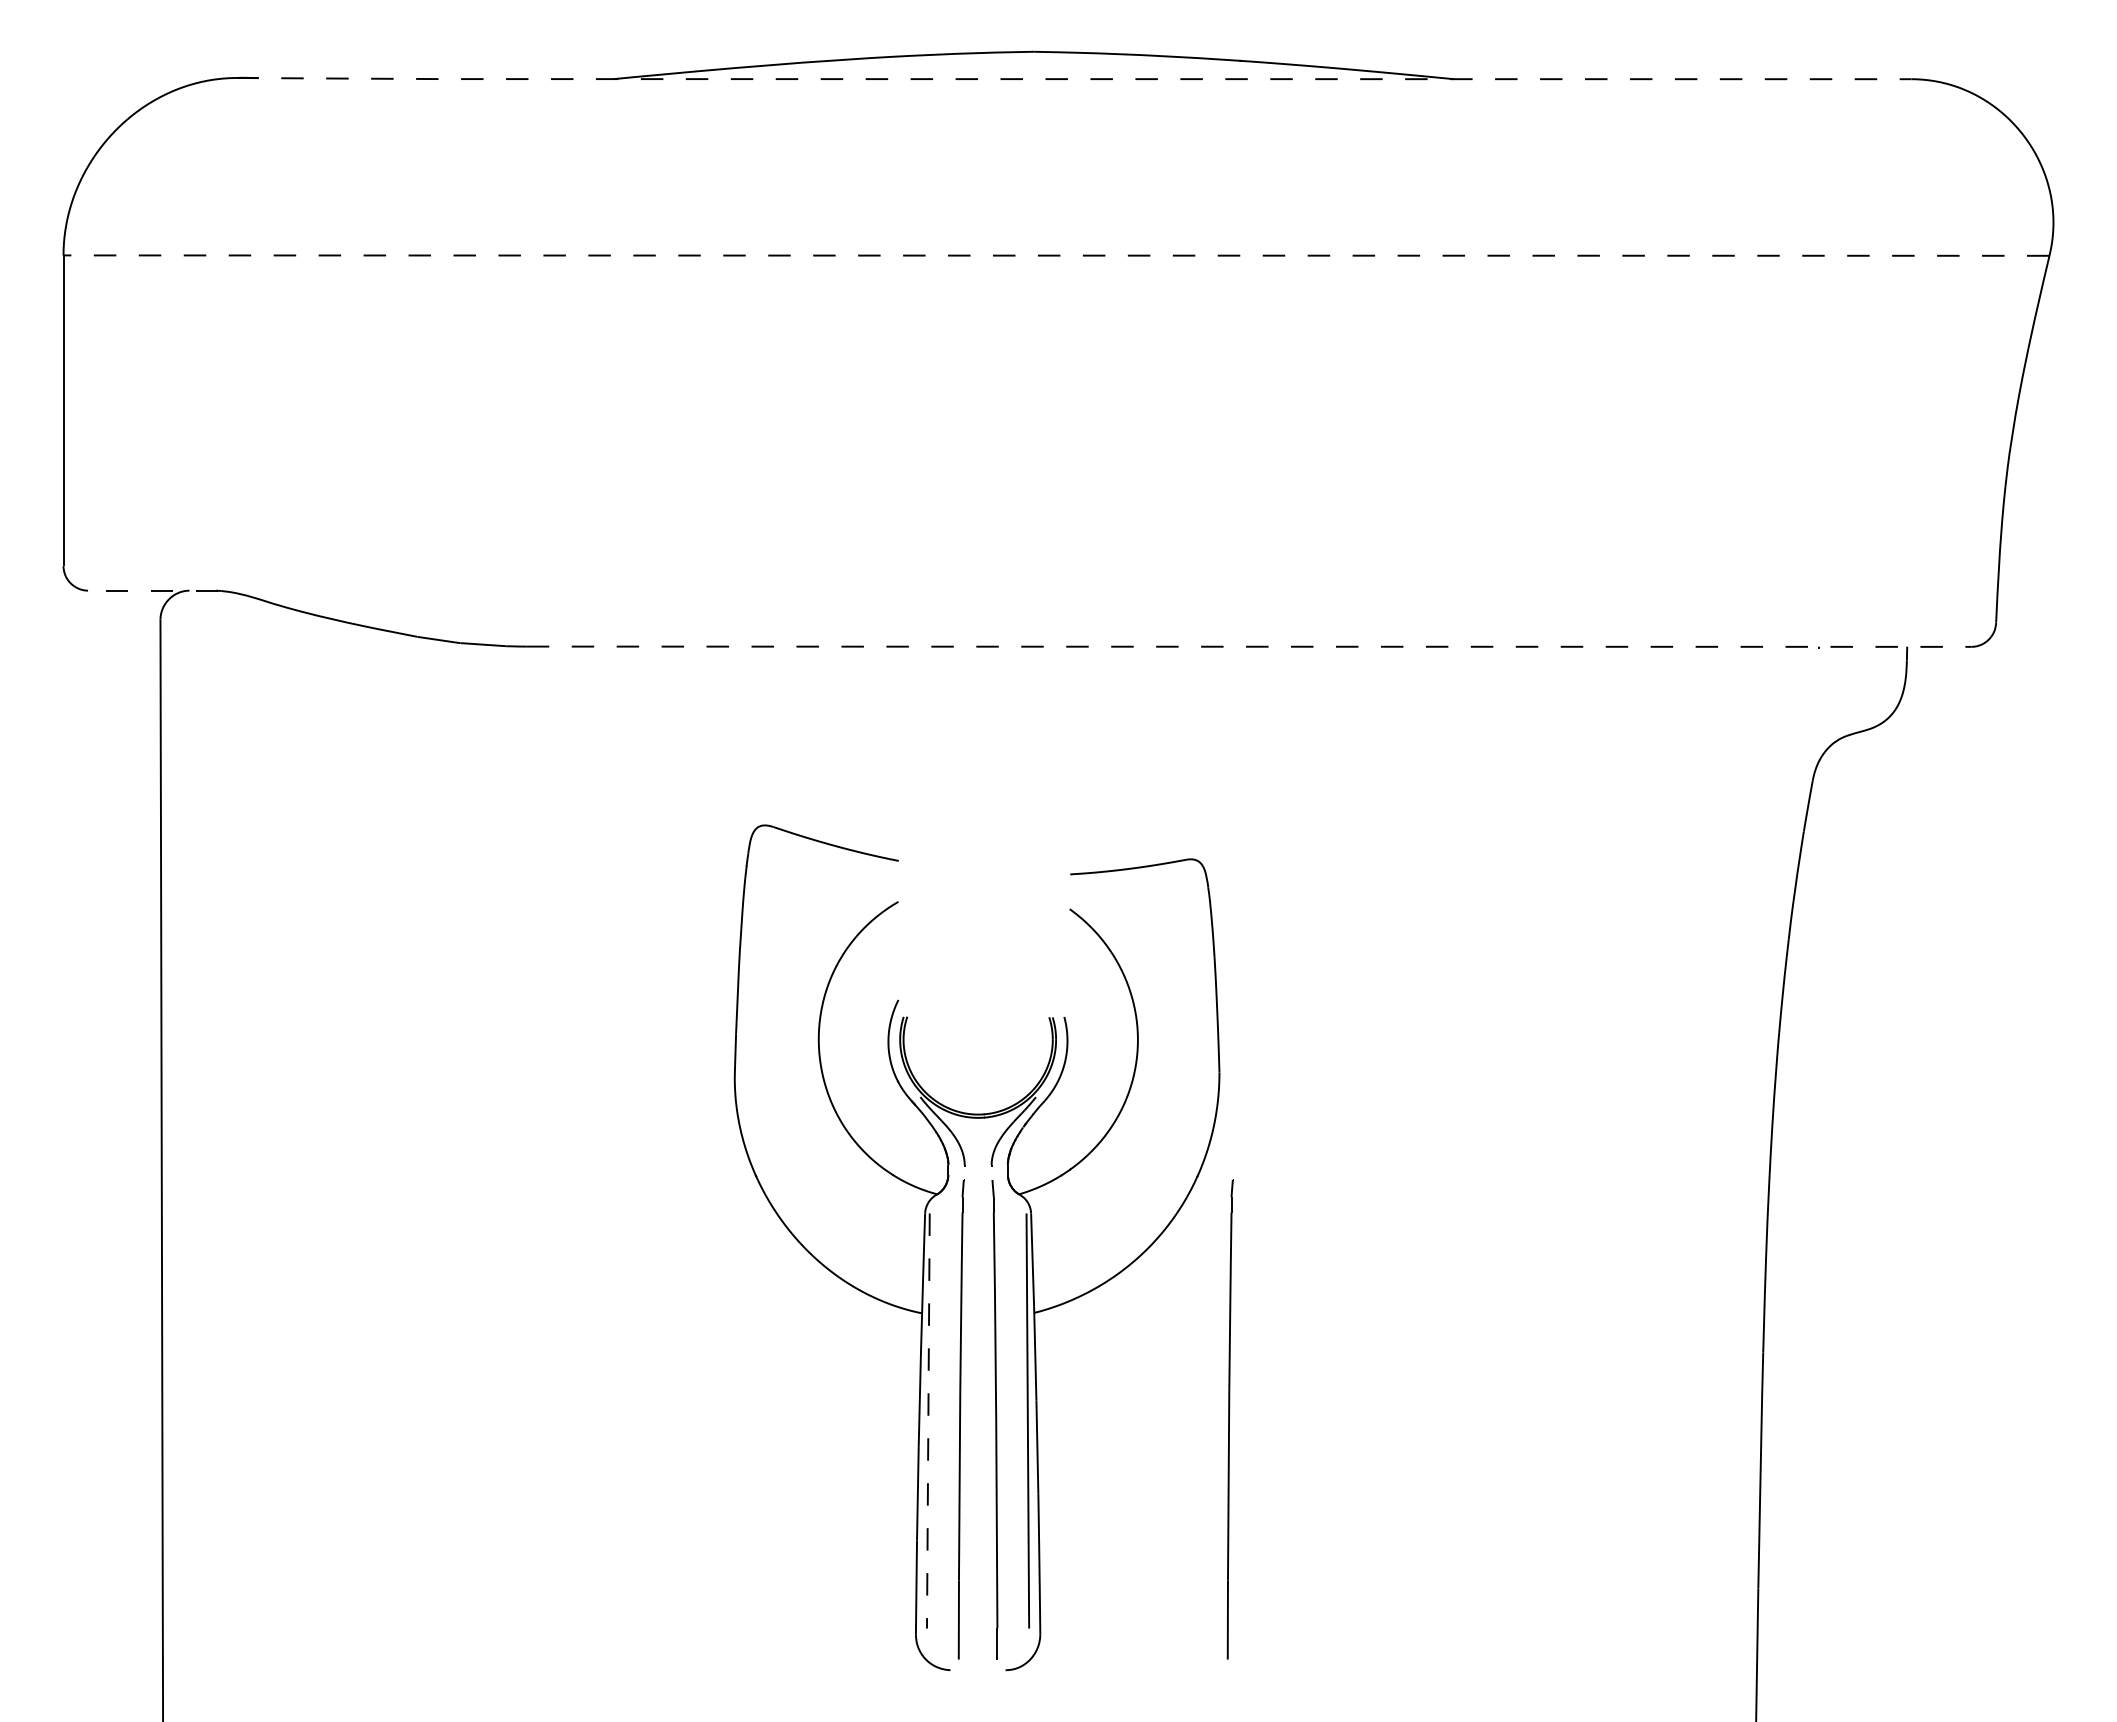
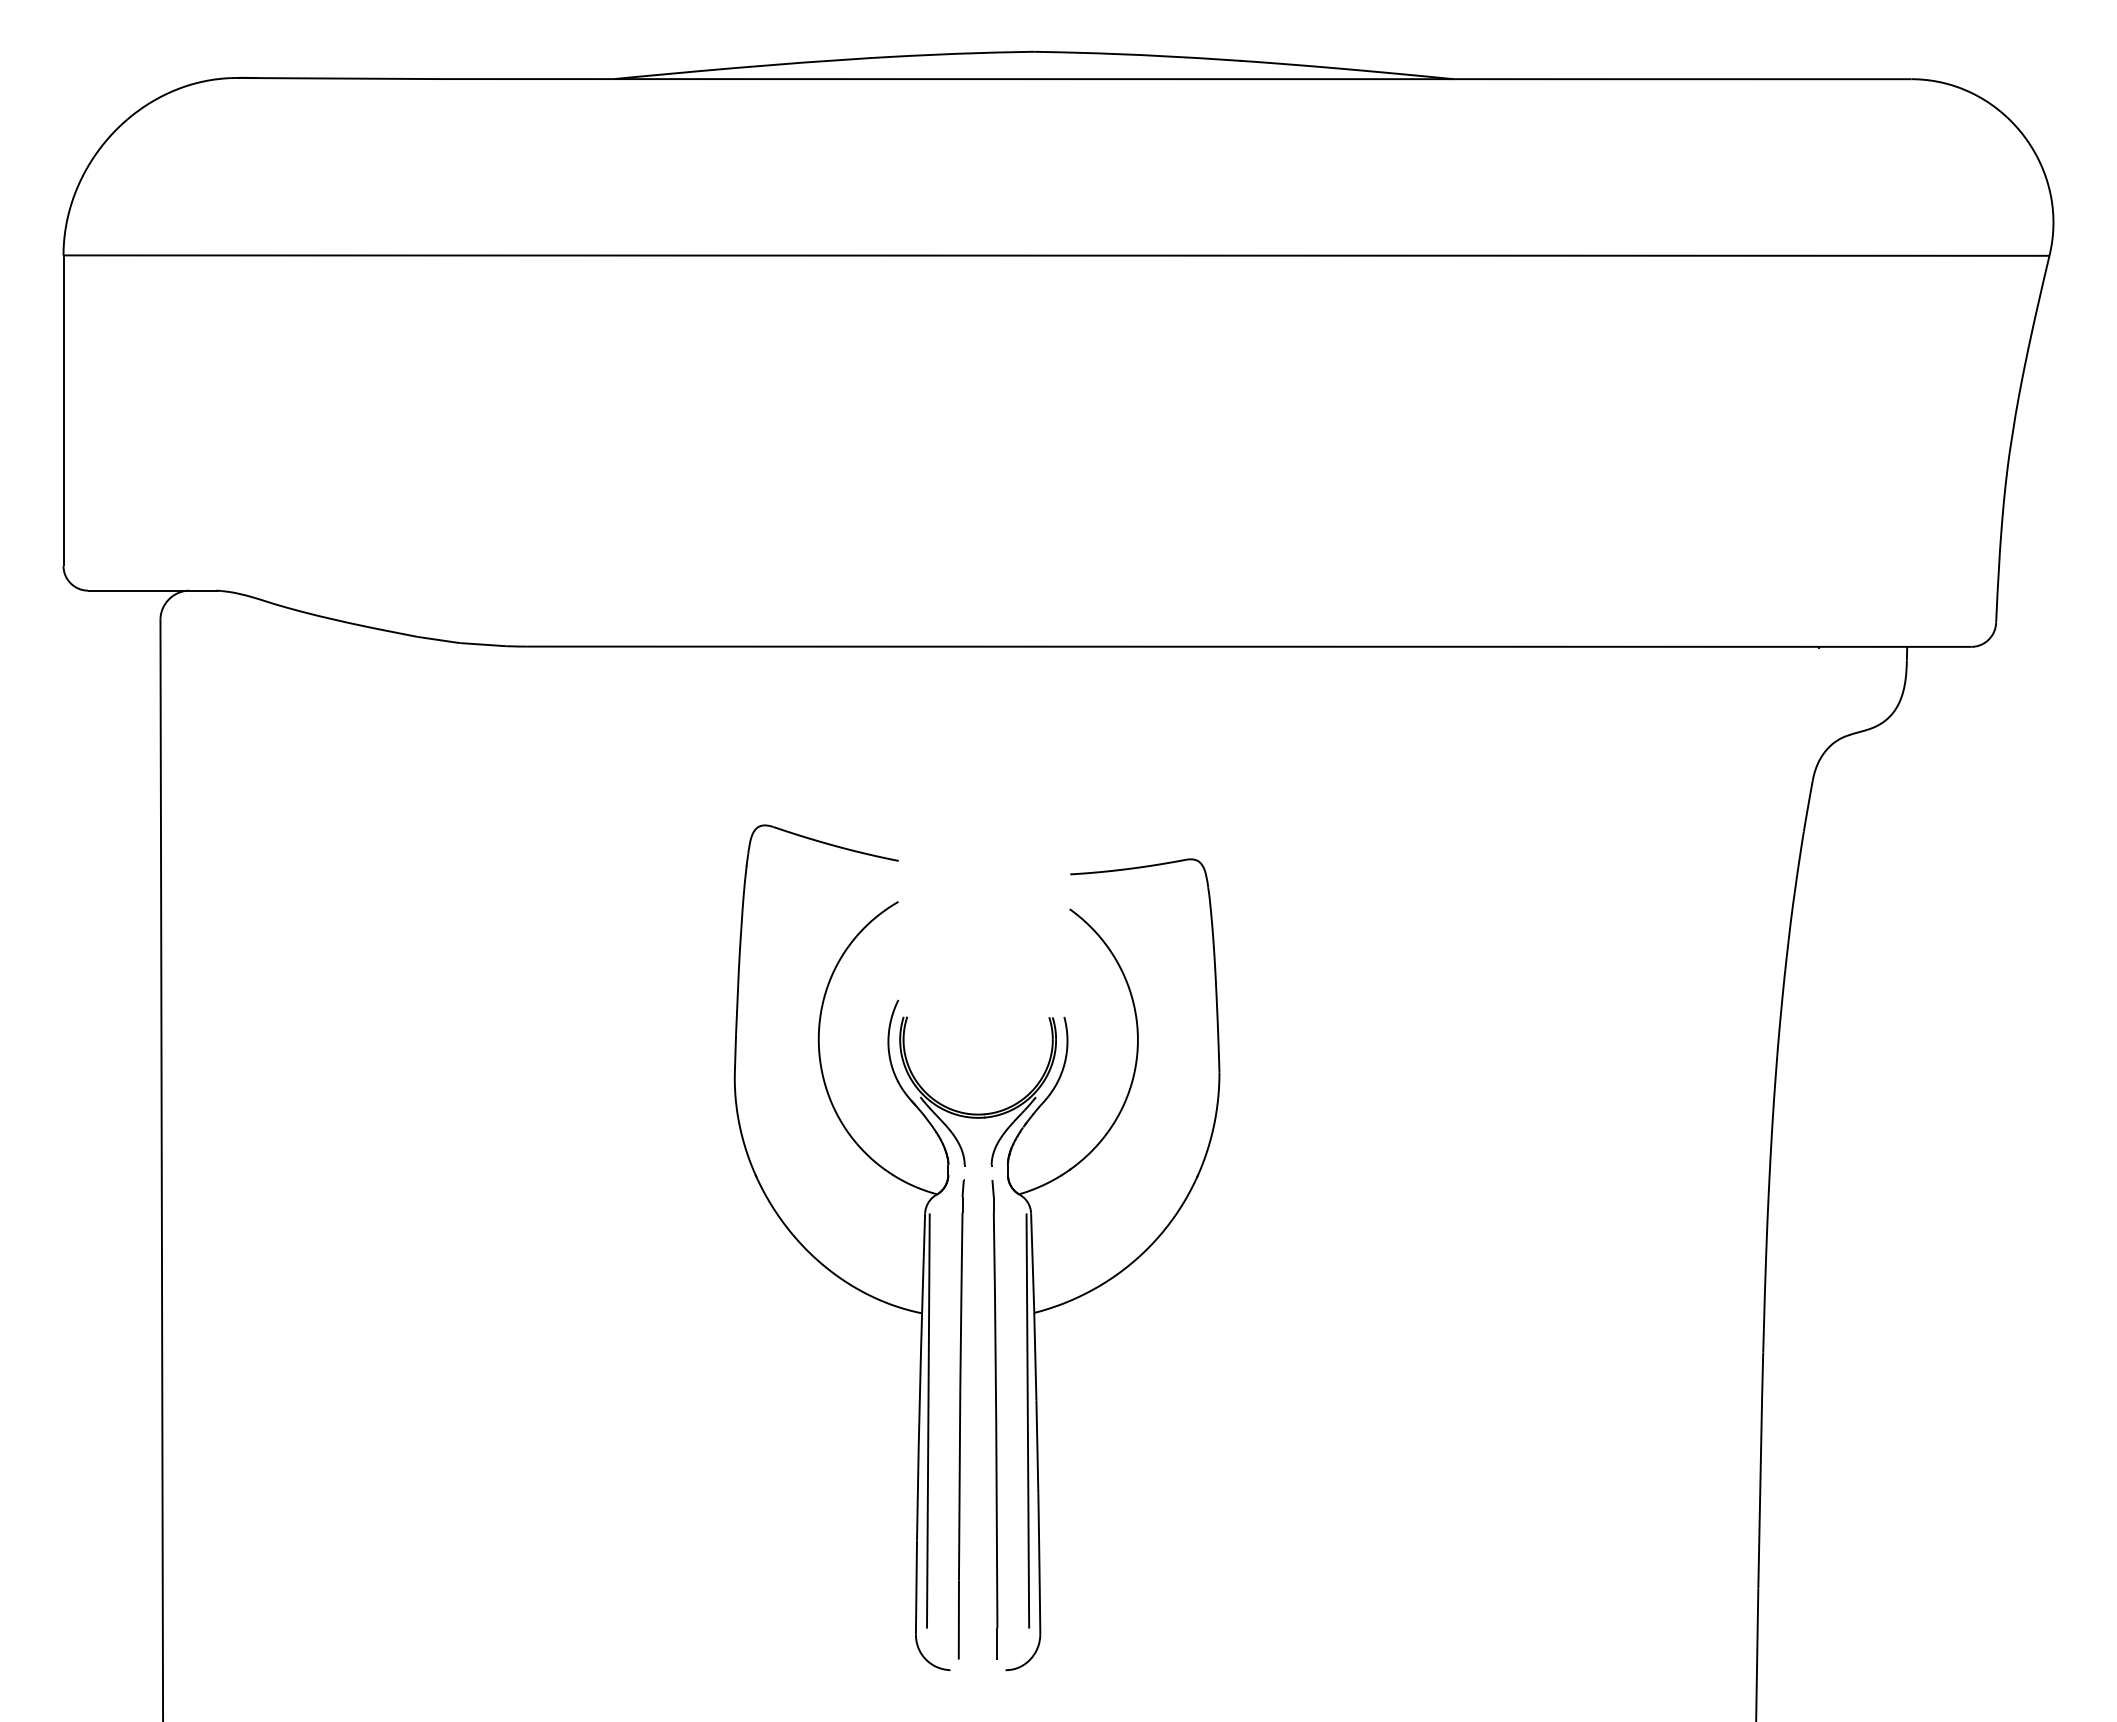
line: dashed -> solid (1073, 79)
line: dashed -> solid (1056, 255)
line: dashed -> solid (152, 590)
line: dashed -> solid (1249, 646)
part: present -> none (1229, 1419)
line: dashed -> solid (928, 1421)
